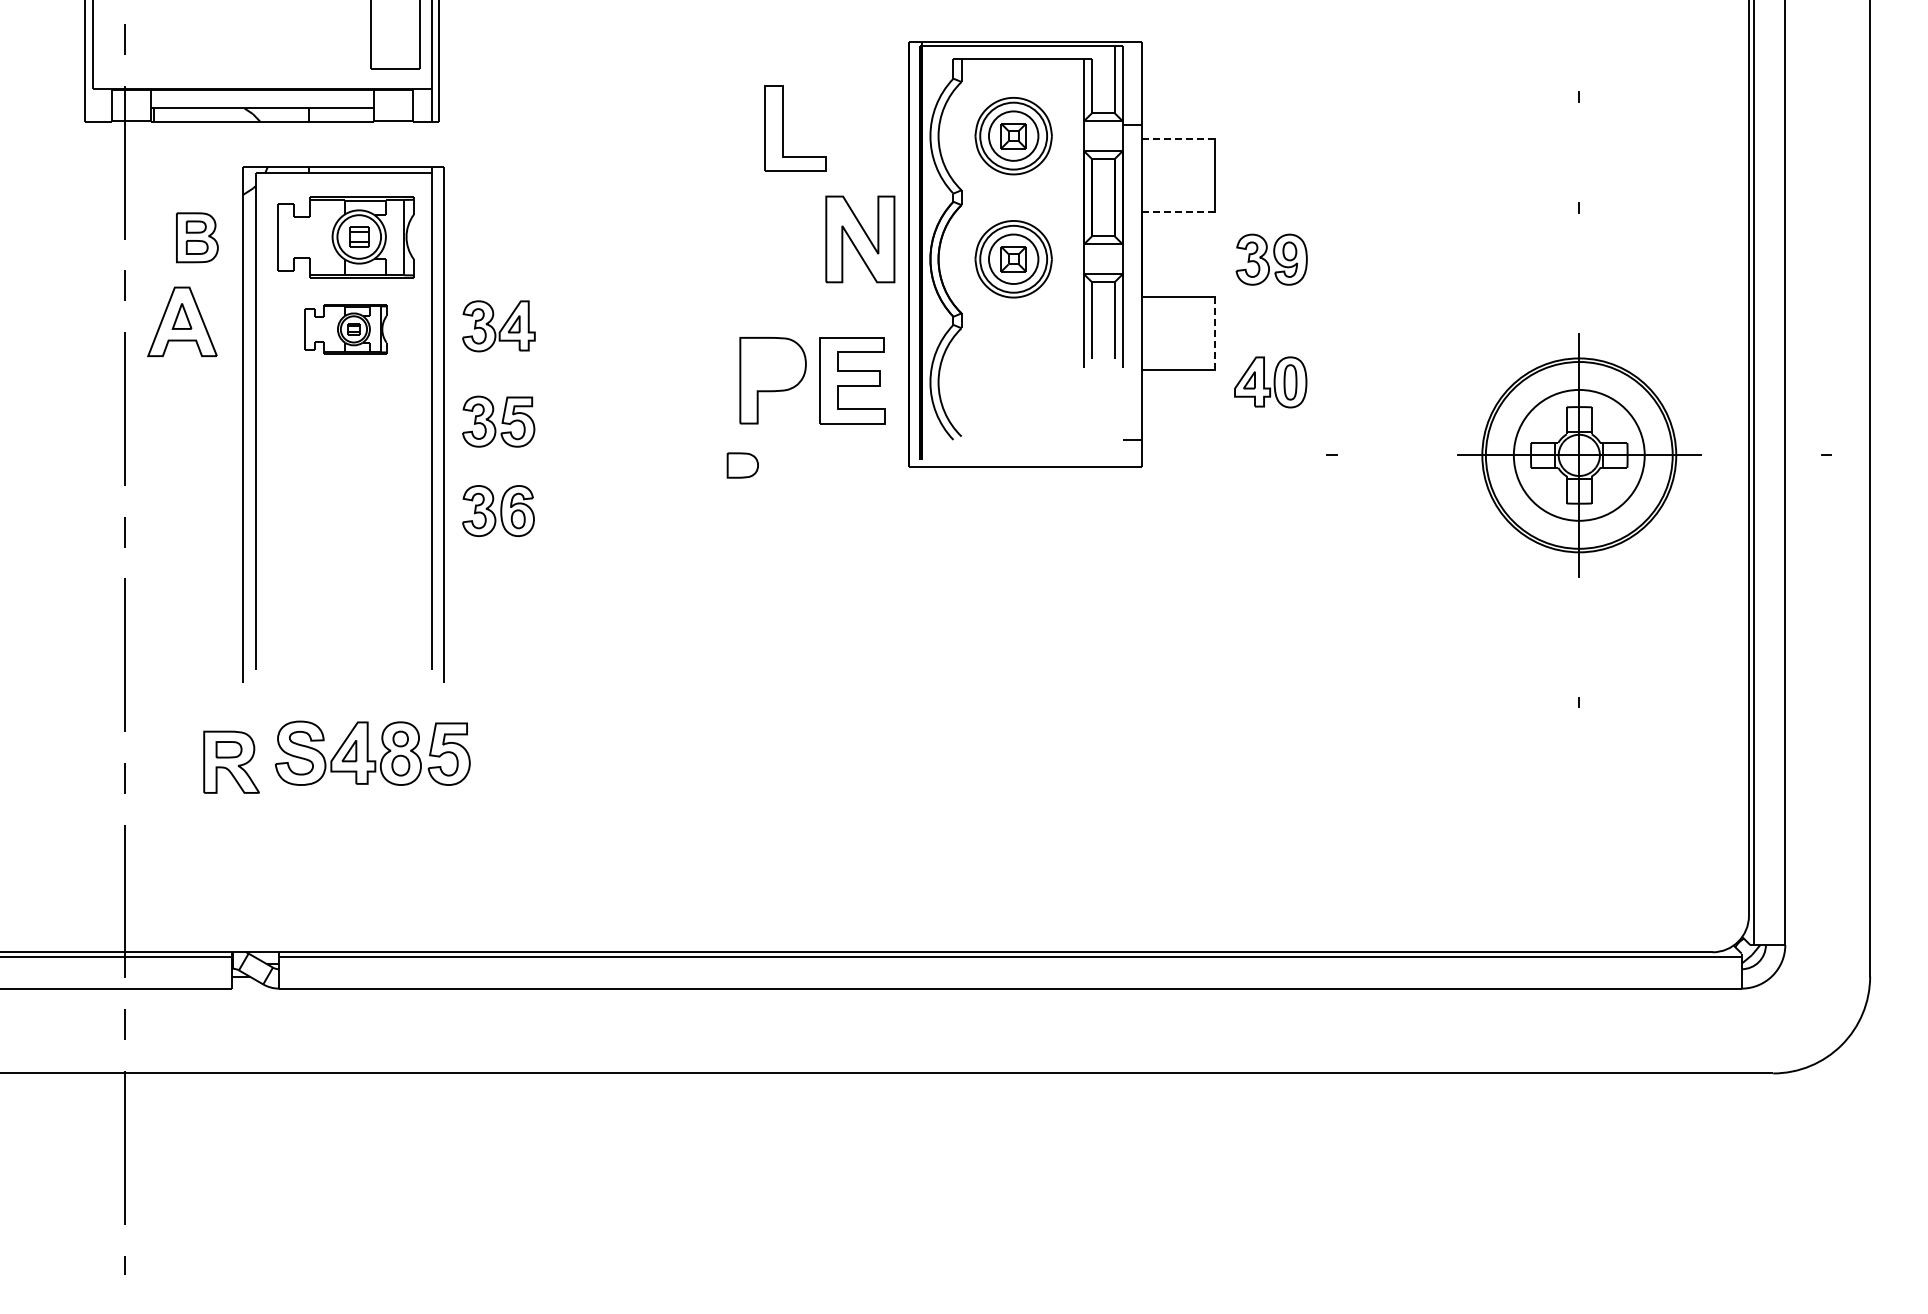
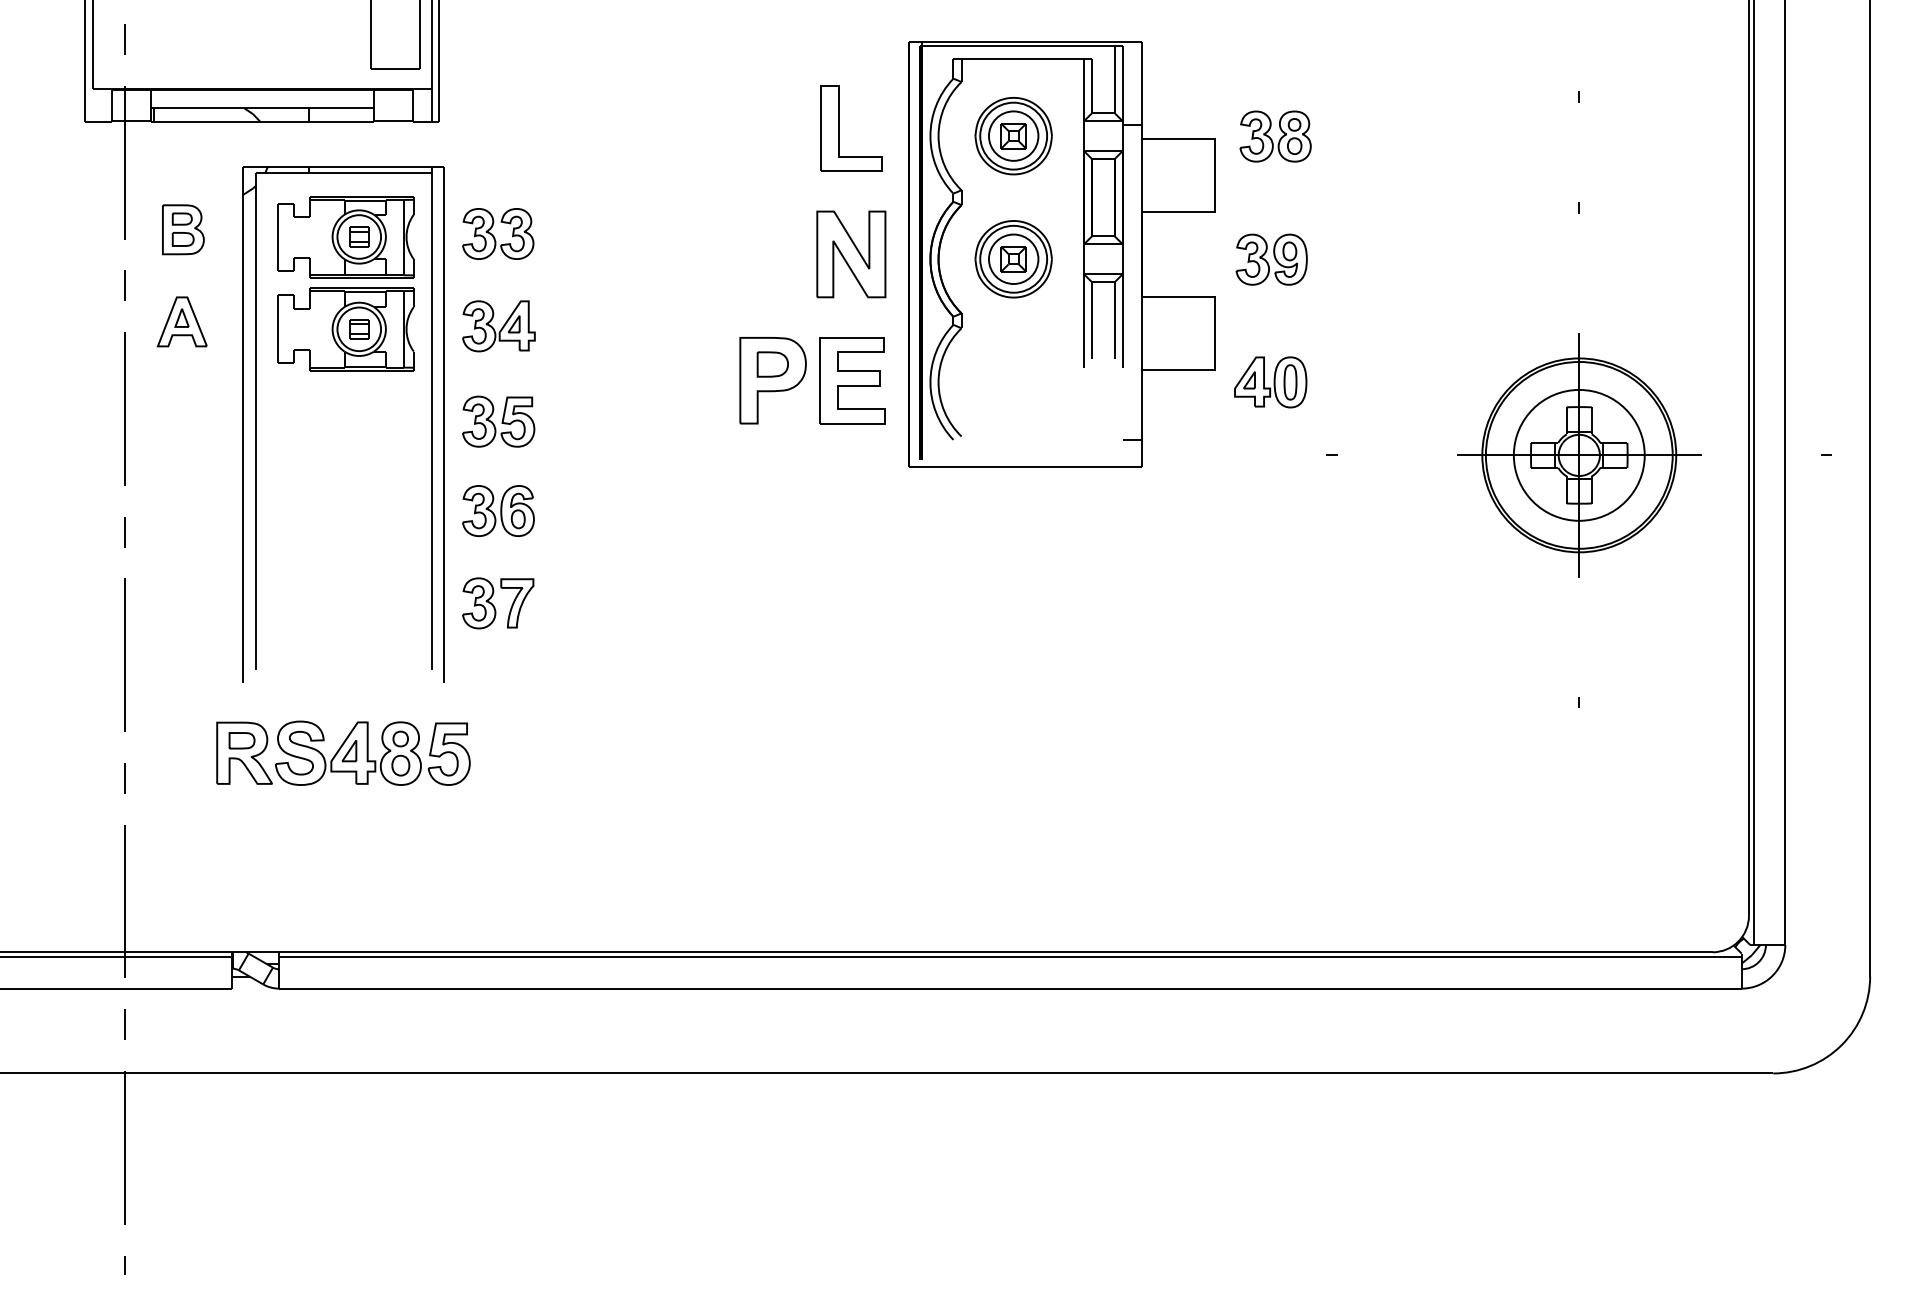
part position: (783, 128) -> (839, 128) (839, 128)
part: none -> present (1275, 136)
line: dashed -> solid (1178, 139)
line: dashed -> solid (1179, 212)
part: none -> present (498, 233)
part position: (197, 237) -> (183, 229) (183, 229)
part position: (860, 239) -> (851, 254) (851, 254)
part size: 71x71 px -> 52x52 px (181, 321)
part size: 84x51 px -> 138x85 px (345, 329)
line: dashed -> solid (1214, 332)
part position: (742, 465) -> (772, 364) (772, 364)
part: none -> present (498, 603)
part position: (231, 761) -> (244, 752) (244, 752)
